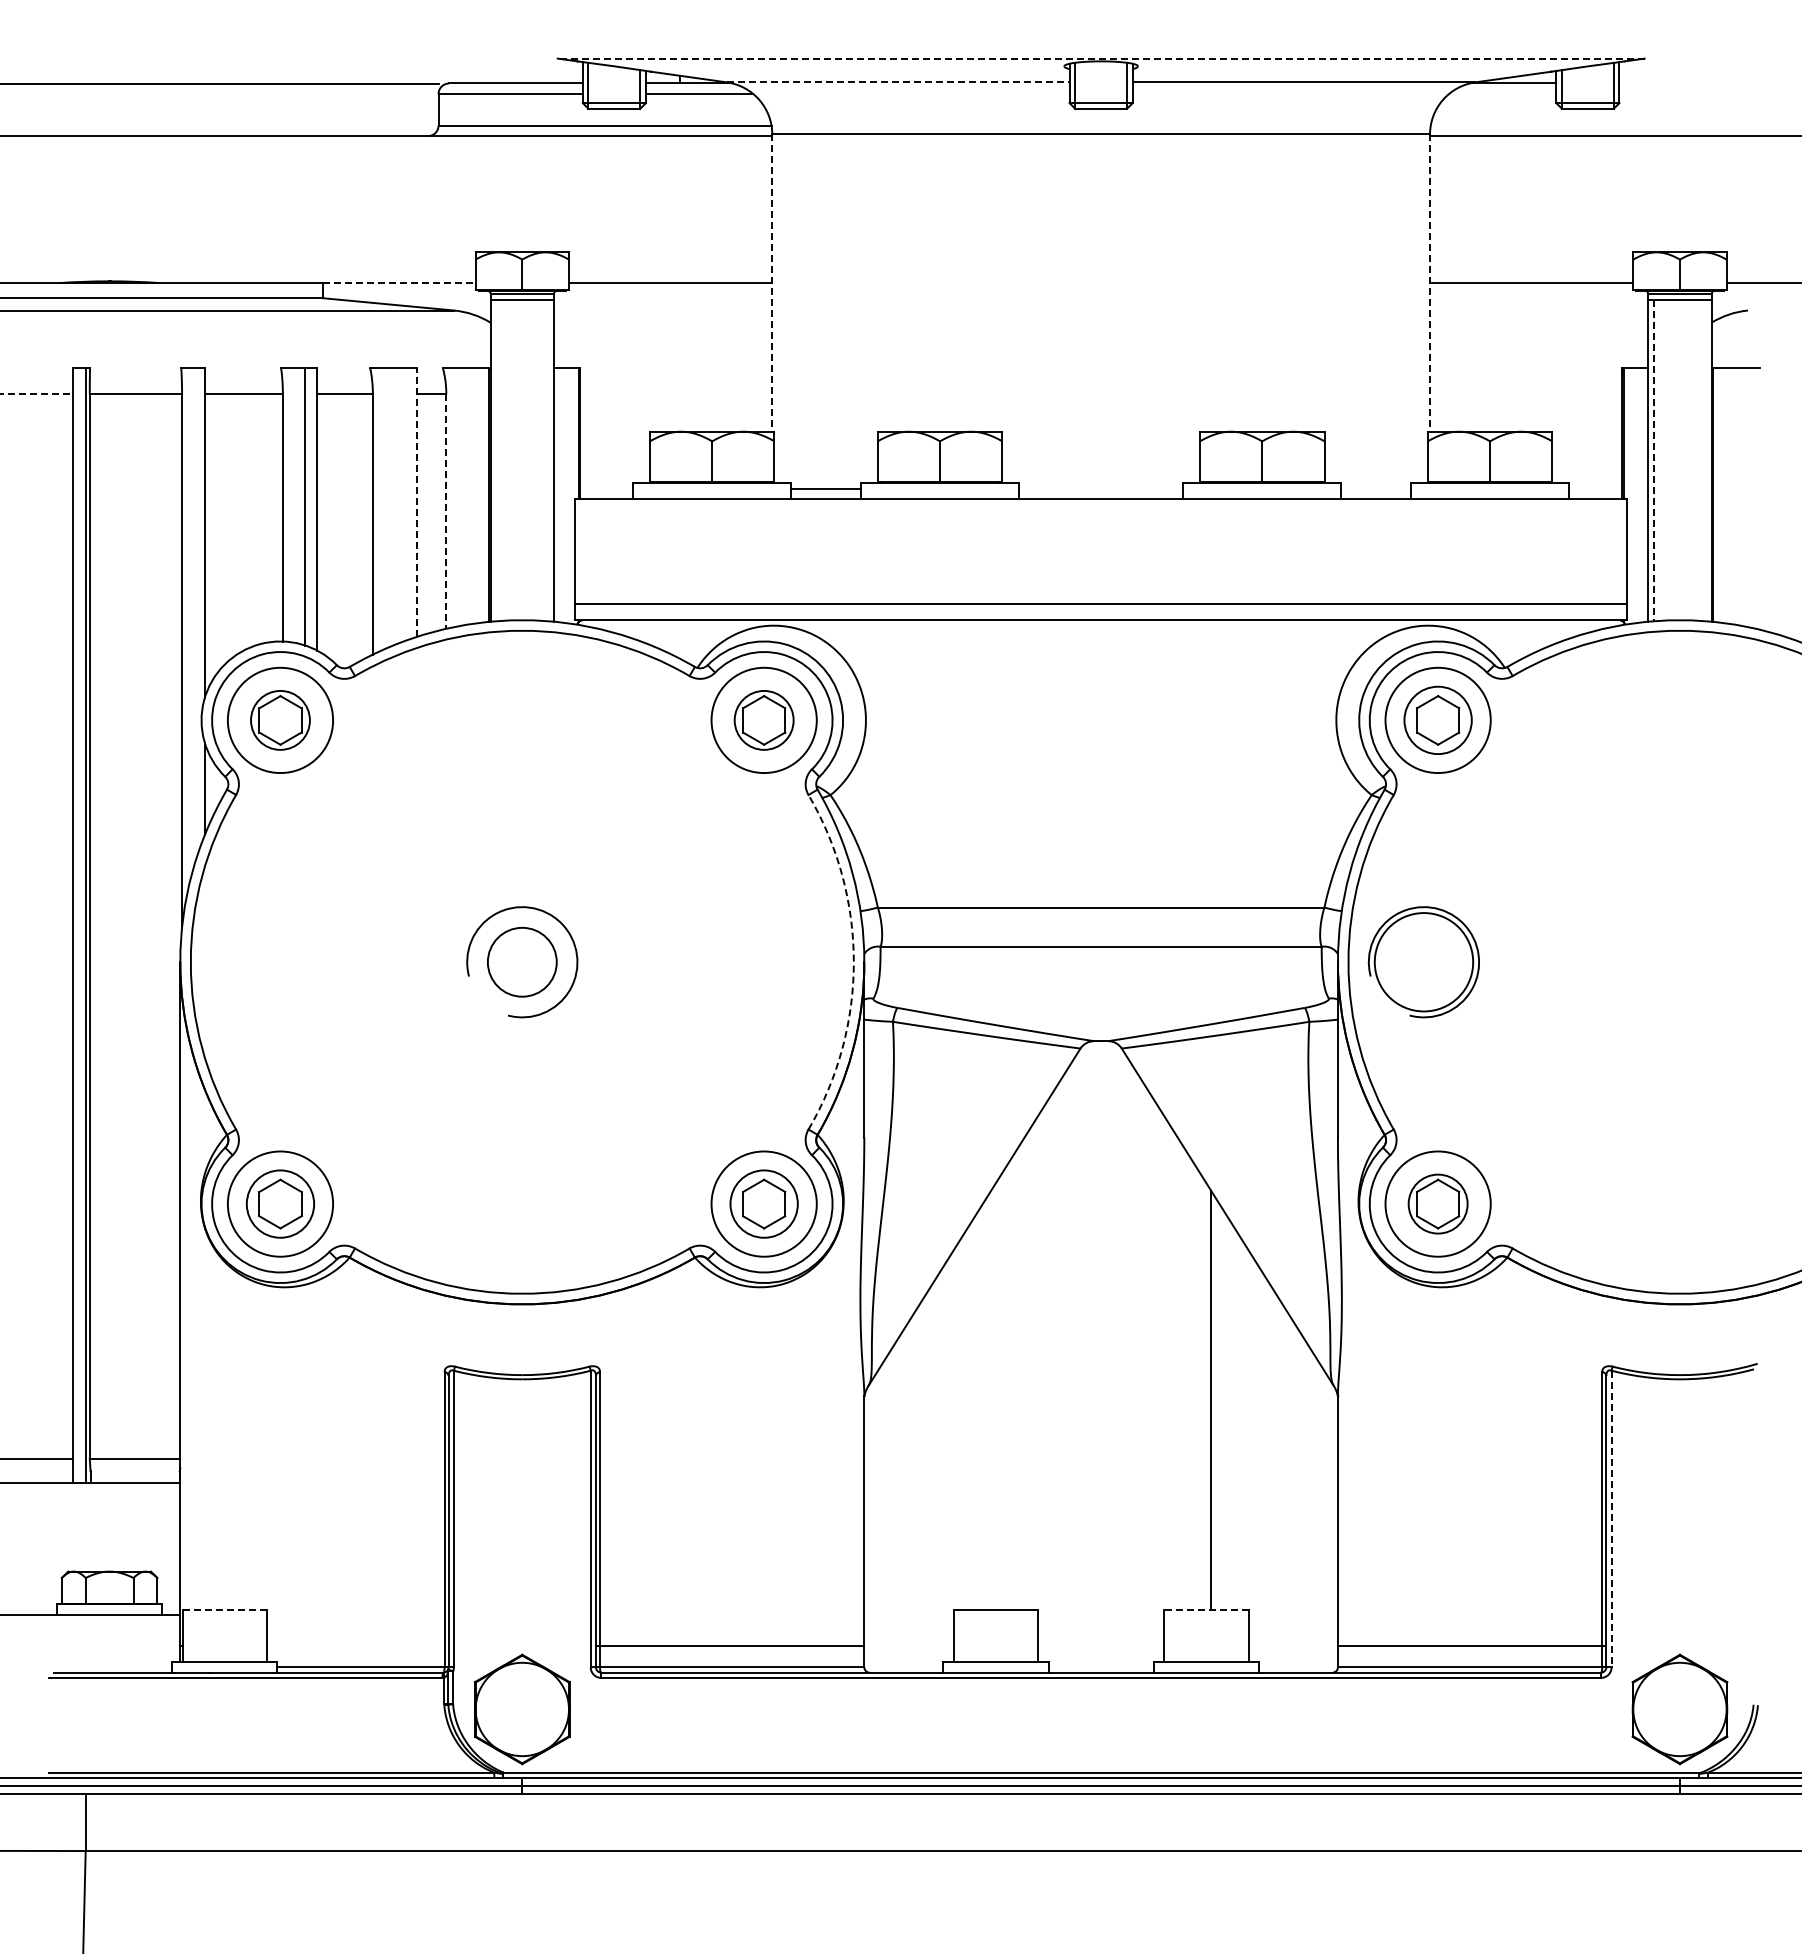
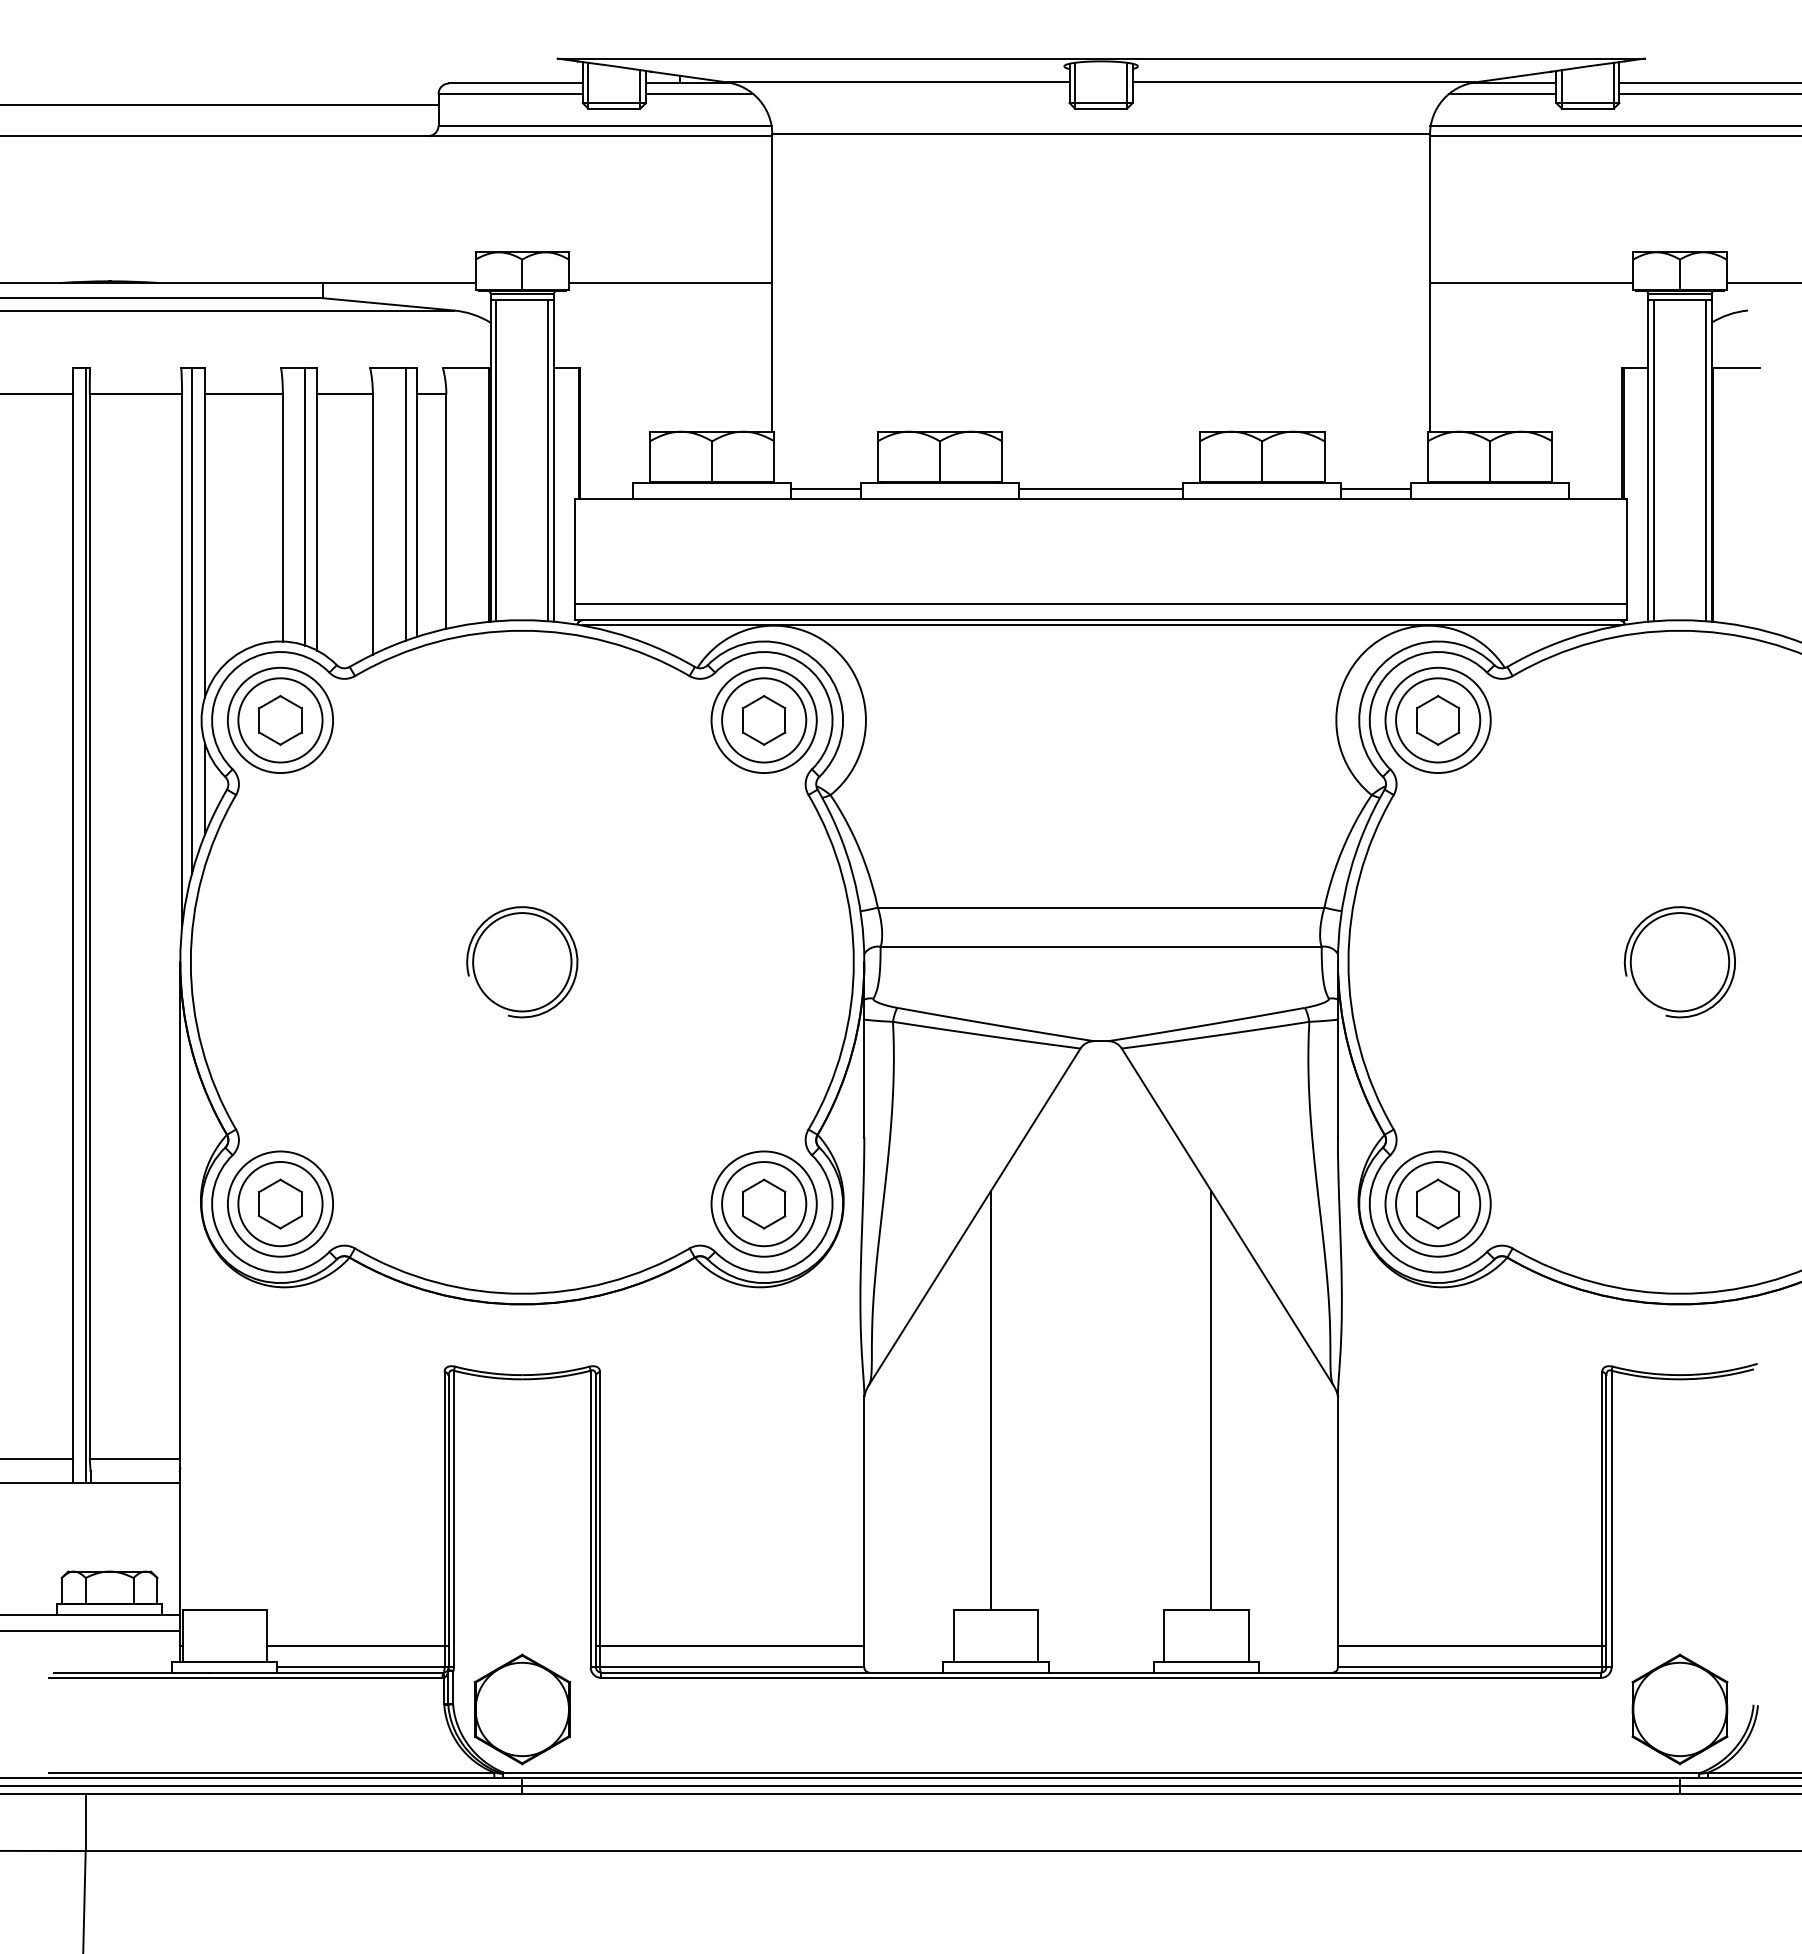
line: dashed -> solid (1100, 58)
line: dashed -> solid (898, 82)
line position: (220, 83) -> (220, 104) (220, 104)
line: none -> present (1708, 83)
line: none -> present (1502, 94)
line: none -> present (1708, 94)
line: none -> present (1614, 125)
line: dashed -> solid (399, 283)
line: dashed -> solid (772, 283)
line: dashed -> solid (1430, 283)
line: dashed -> solid (37, 394)
line: none -> present (496, 460)
line: none -> present (548, 460)
line: dashed -> solid (1654, 460)
line: none -> present (1705, 460)
line: none -> present (1100, 488)
line: none -> present (1376, 488)
line: dashed -> solid (416, 502)
line: none -> present (406, 503)
line: dashed -> solid (446, 512)
line: none -> present (191, 620)
line: none -> present (1100, 625)
circle diameter: 59 px -> 84 px (280, 720)
circle diameter: 59 px -> 84 px (764, 720)
circle diameter: 67 px -> 84 px (1438, 720)
circle diameter: 69 px -> 98 px (522, 962)
arc: dashed -> solid (853, 962)
part position: (1423, 962) -> (1679, 962) (1679, 962)
circle diameter: 67 px -> 84 px (280, 1204)
circle diameter: 67 px -> 84 px (764, 1204)
circle diameter: 59 px -> 84 px (1438, 1204)
line: none -> present (990, 1400)
line: dashed -> solid (1611, 1519)
line: dashed -> solid (224, 1609)
line: dashed -> solid (1205, 1609)
line: none -> present (91, 1630)
line: none -> present (357, 1646)
